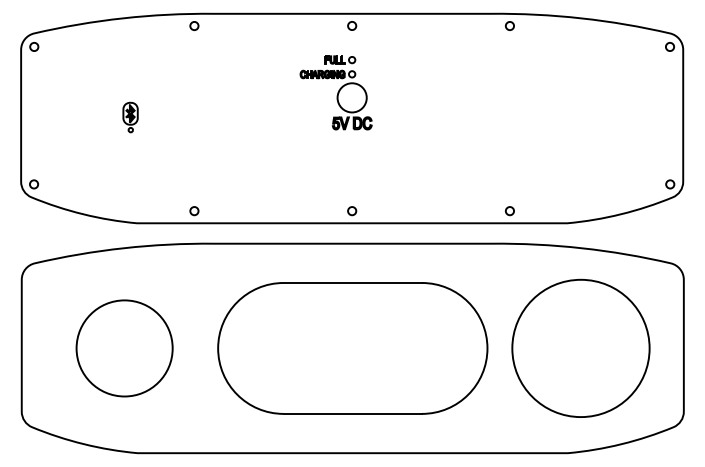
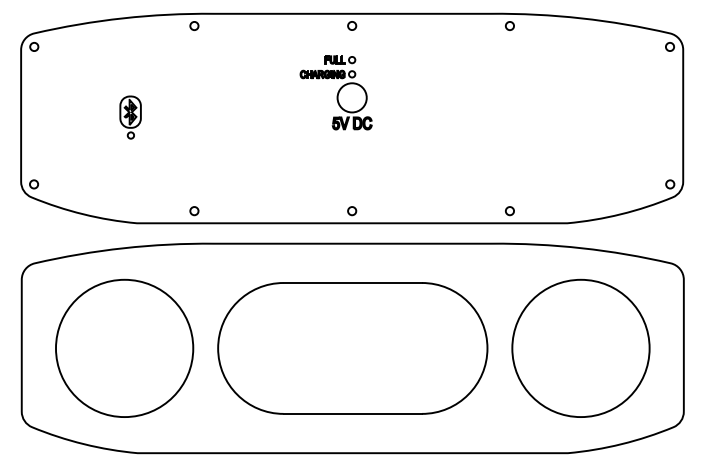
part size: 17x33 px -> 23x45 px (130, 117)
circle diameter: 96 px -> 137 px (124, 348)
